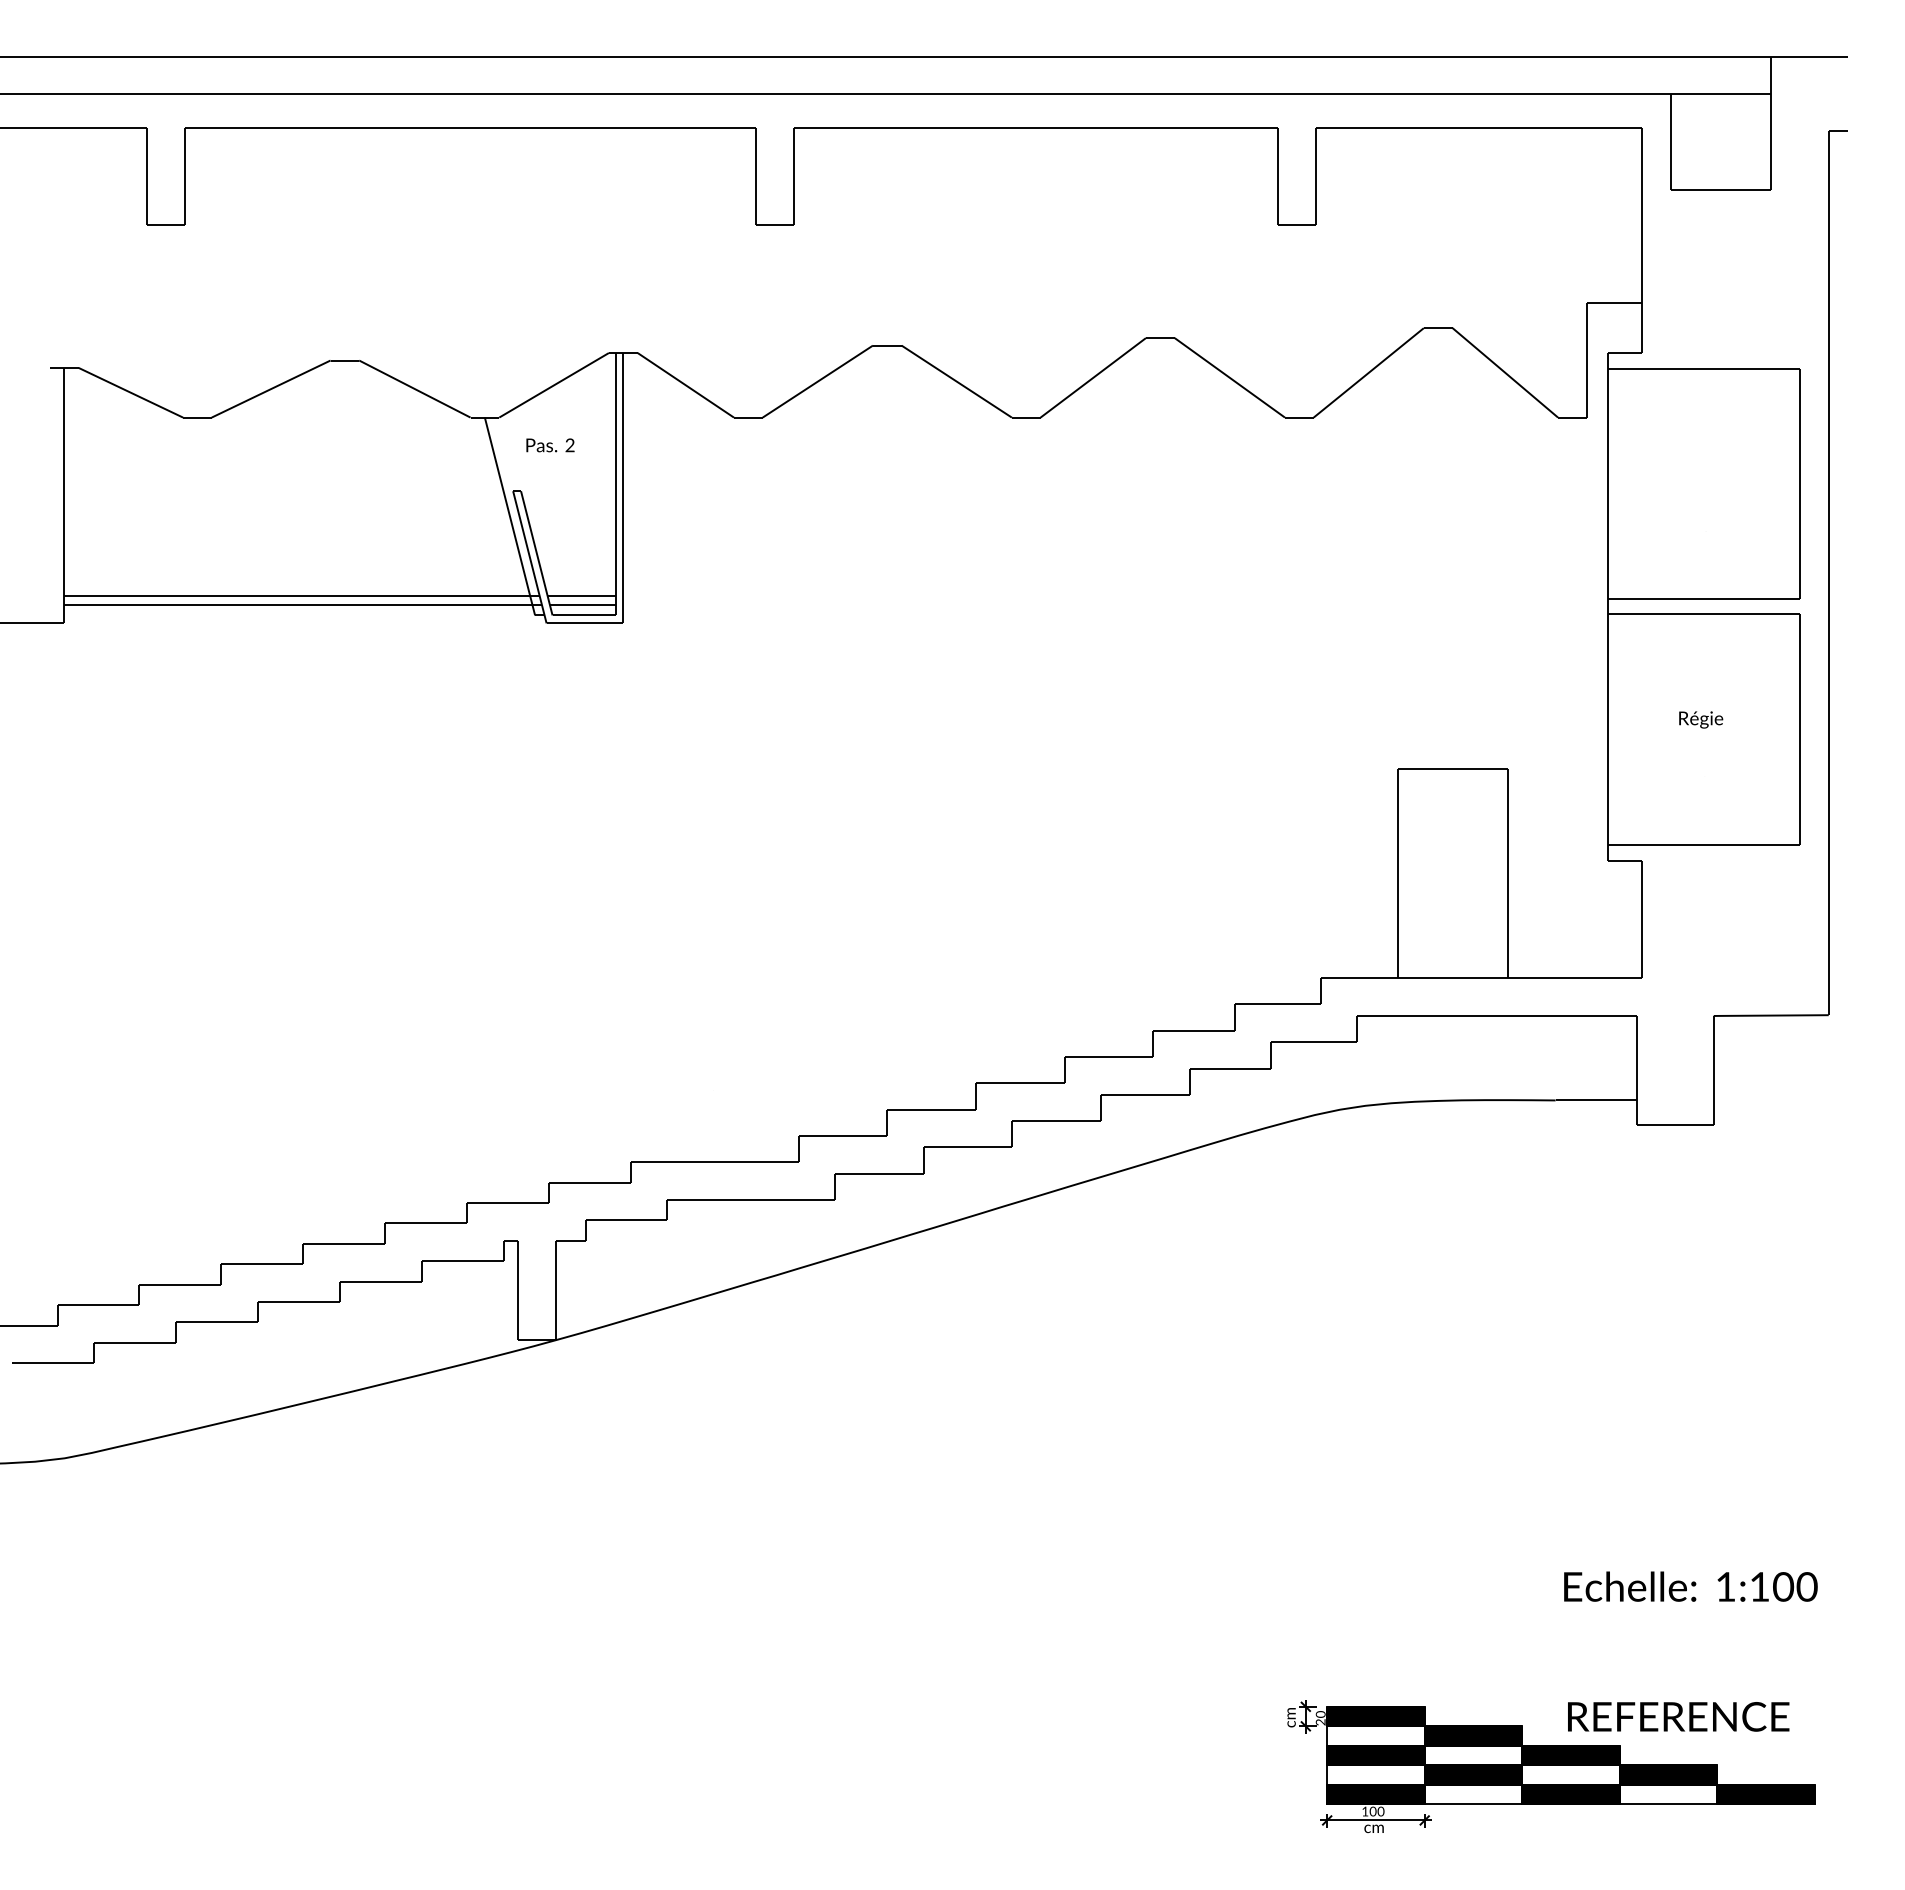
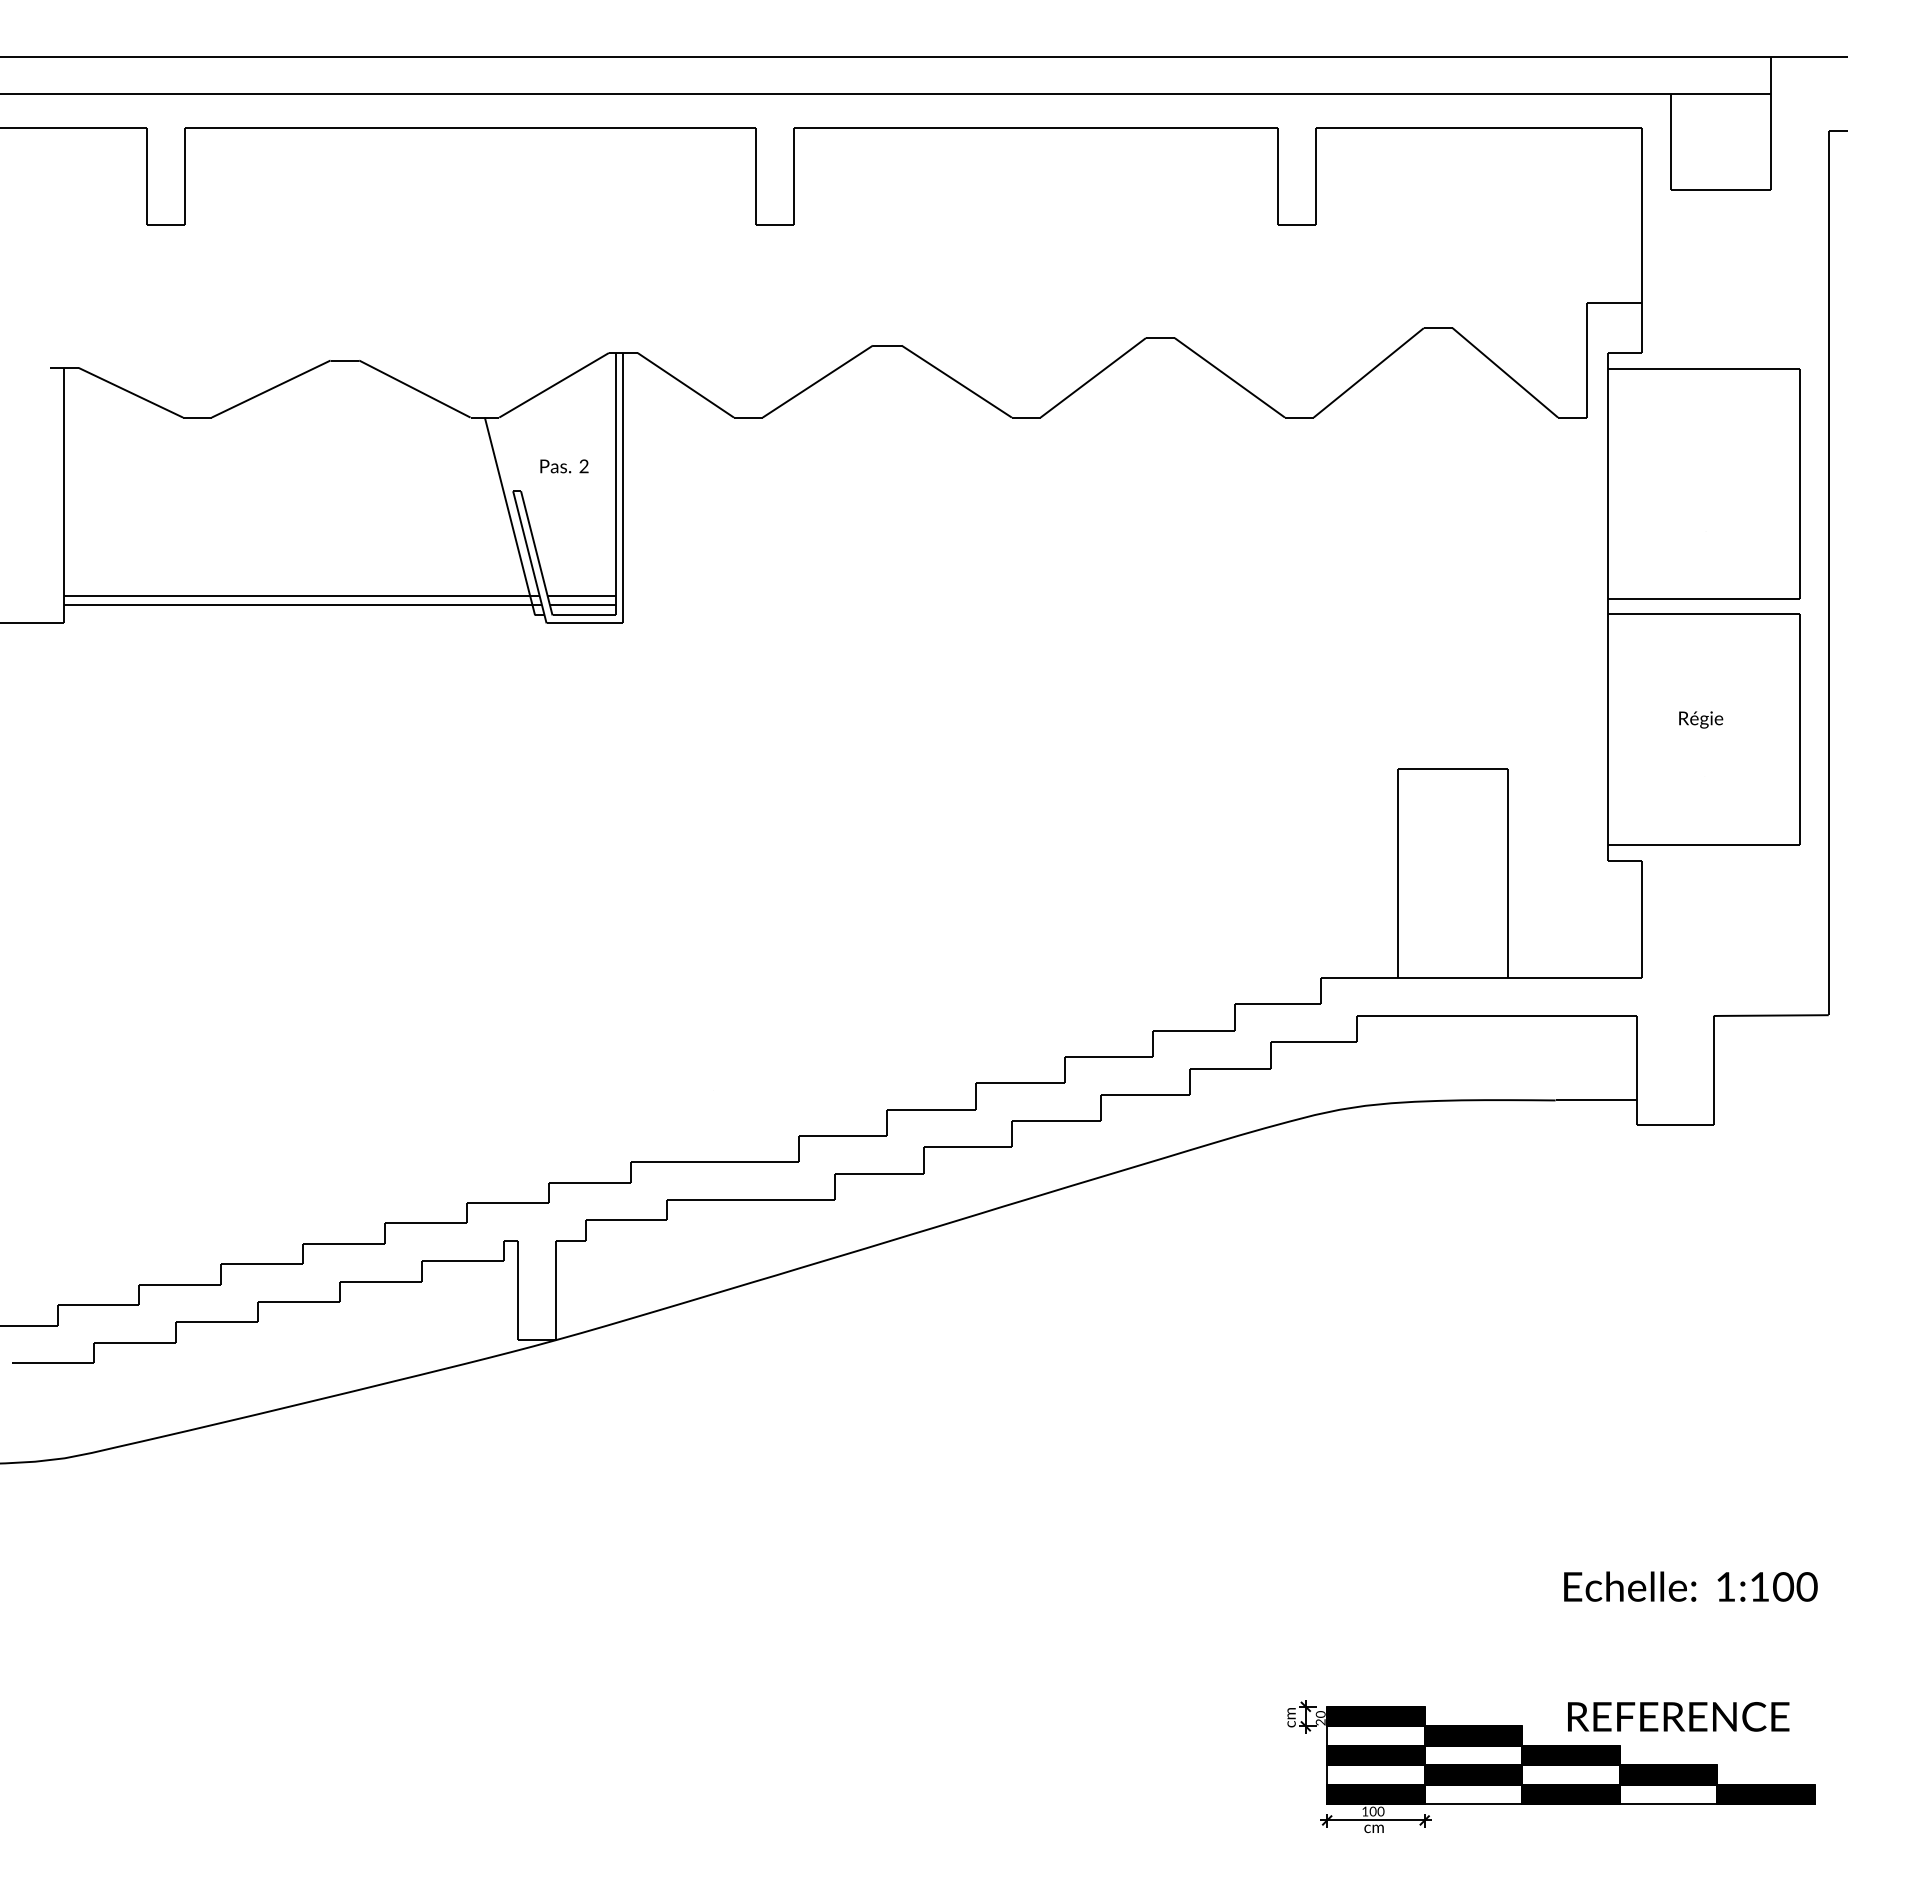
text position: (550, 445) -> (564, 466) (564, 466)
